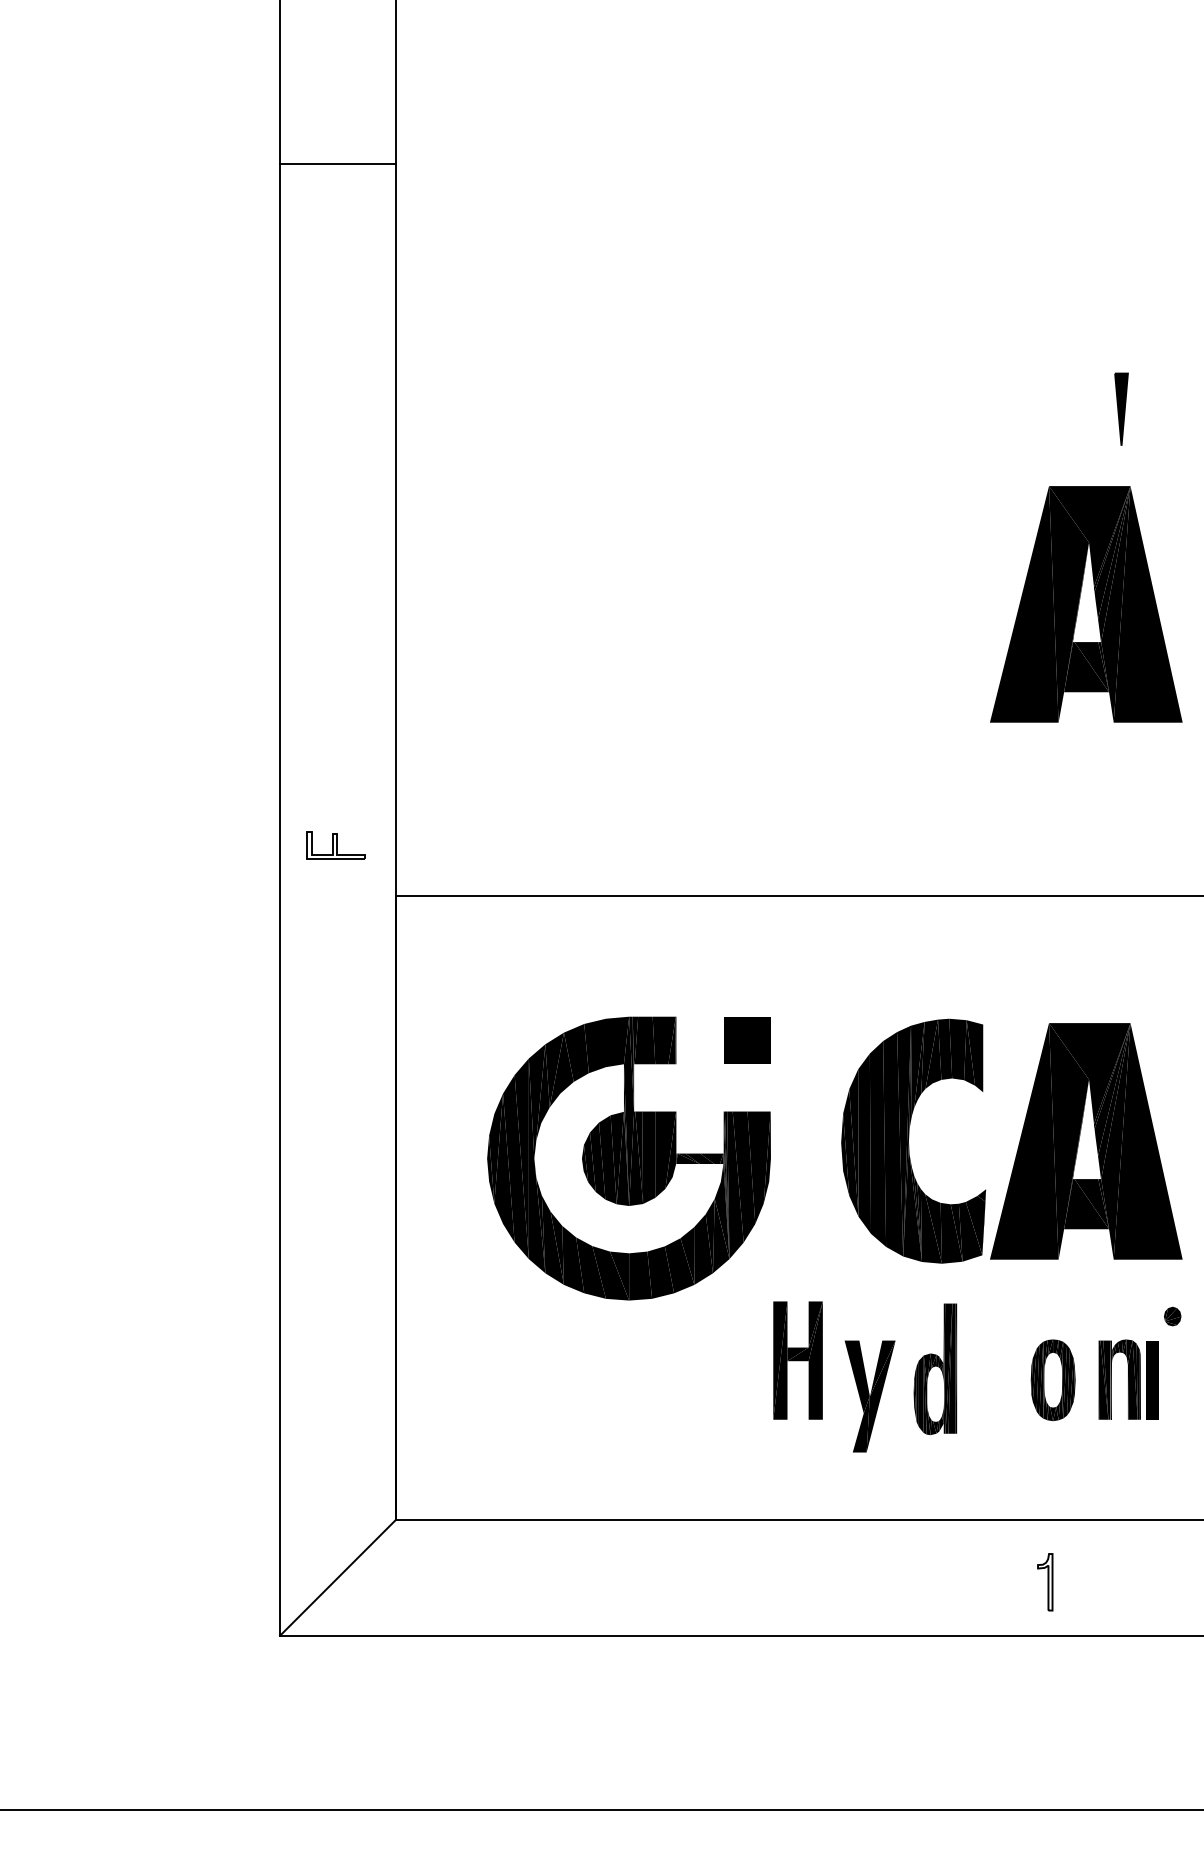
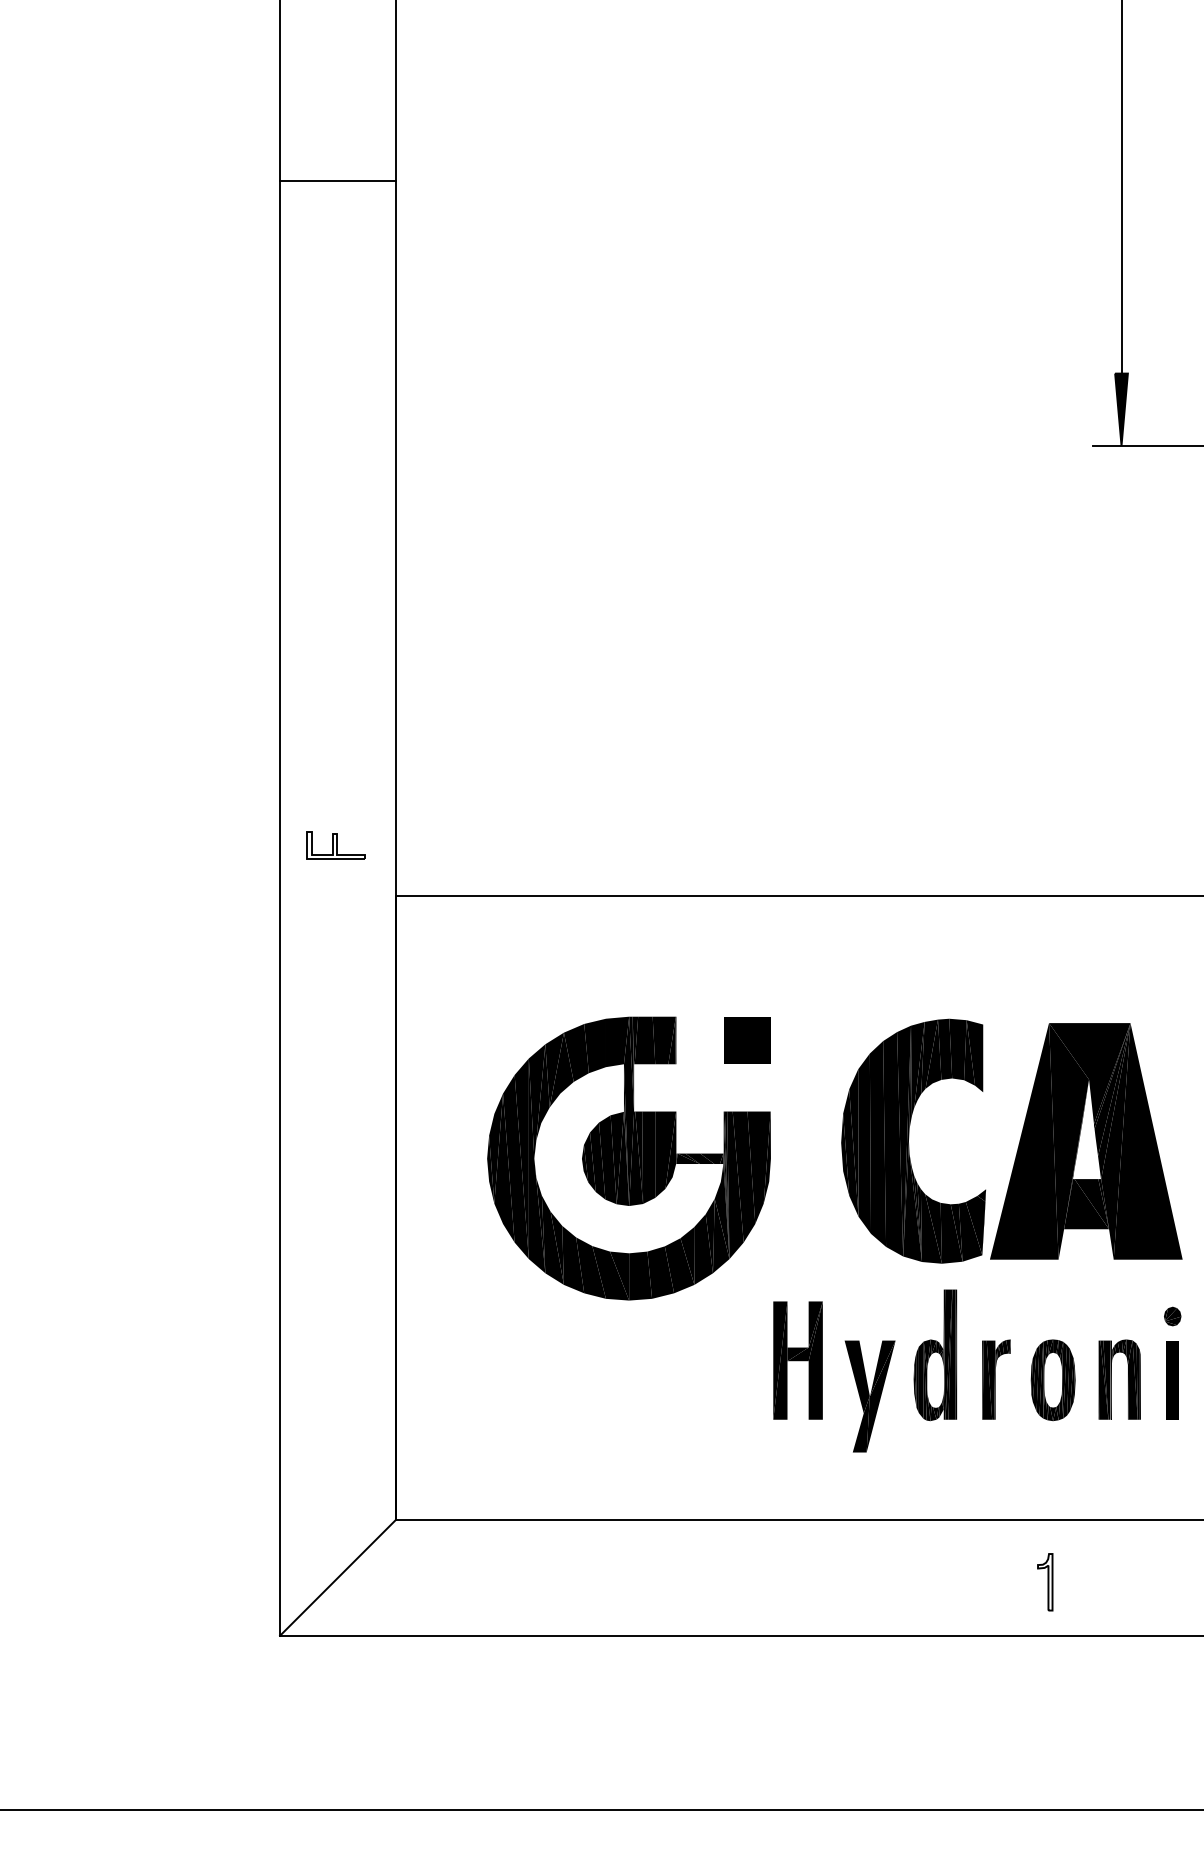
line position: (338, 164) -> (338, 181) (338, 181)
line: none -> present (1121, 187)
line: none -> present (1146, 445)
part: present -> none (1086, 604)
part position: (935, 1369) -> (935, 1355) (935, 1355)
part: none -> present (996, 1379)
part position: (1152, 1380) -> (1172, 1380) (1172, 1380)
